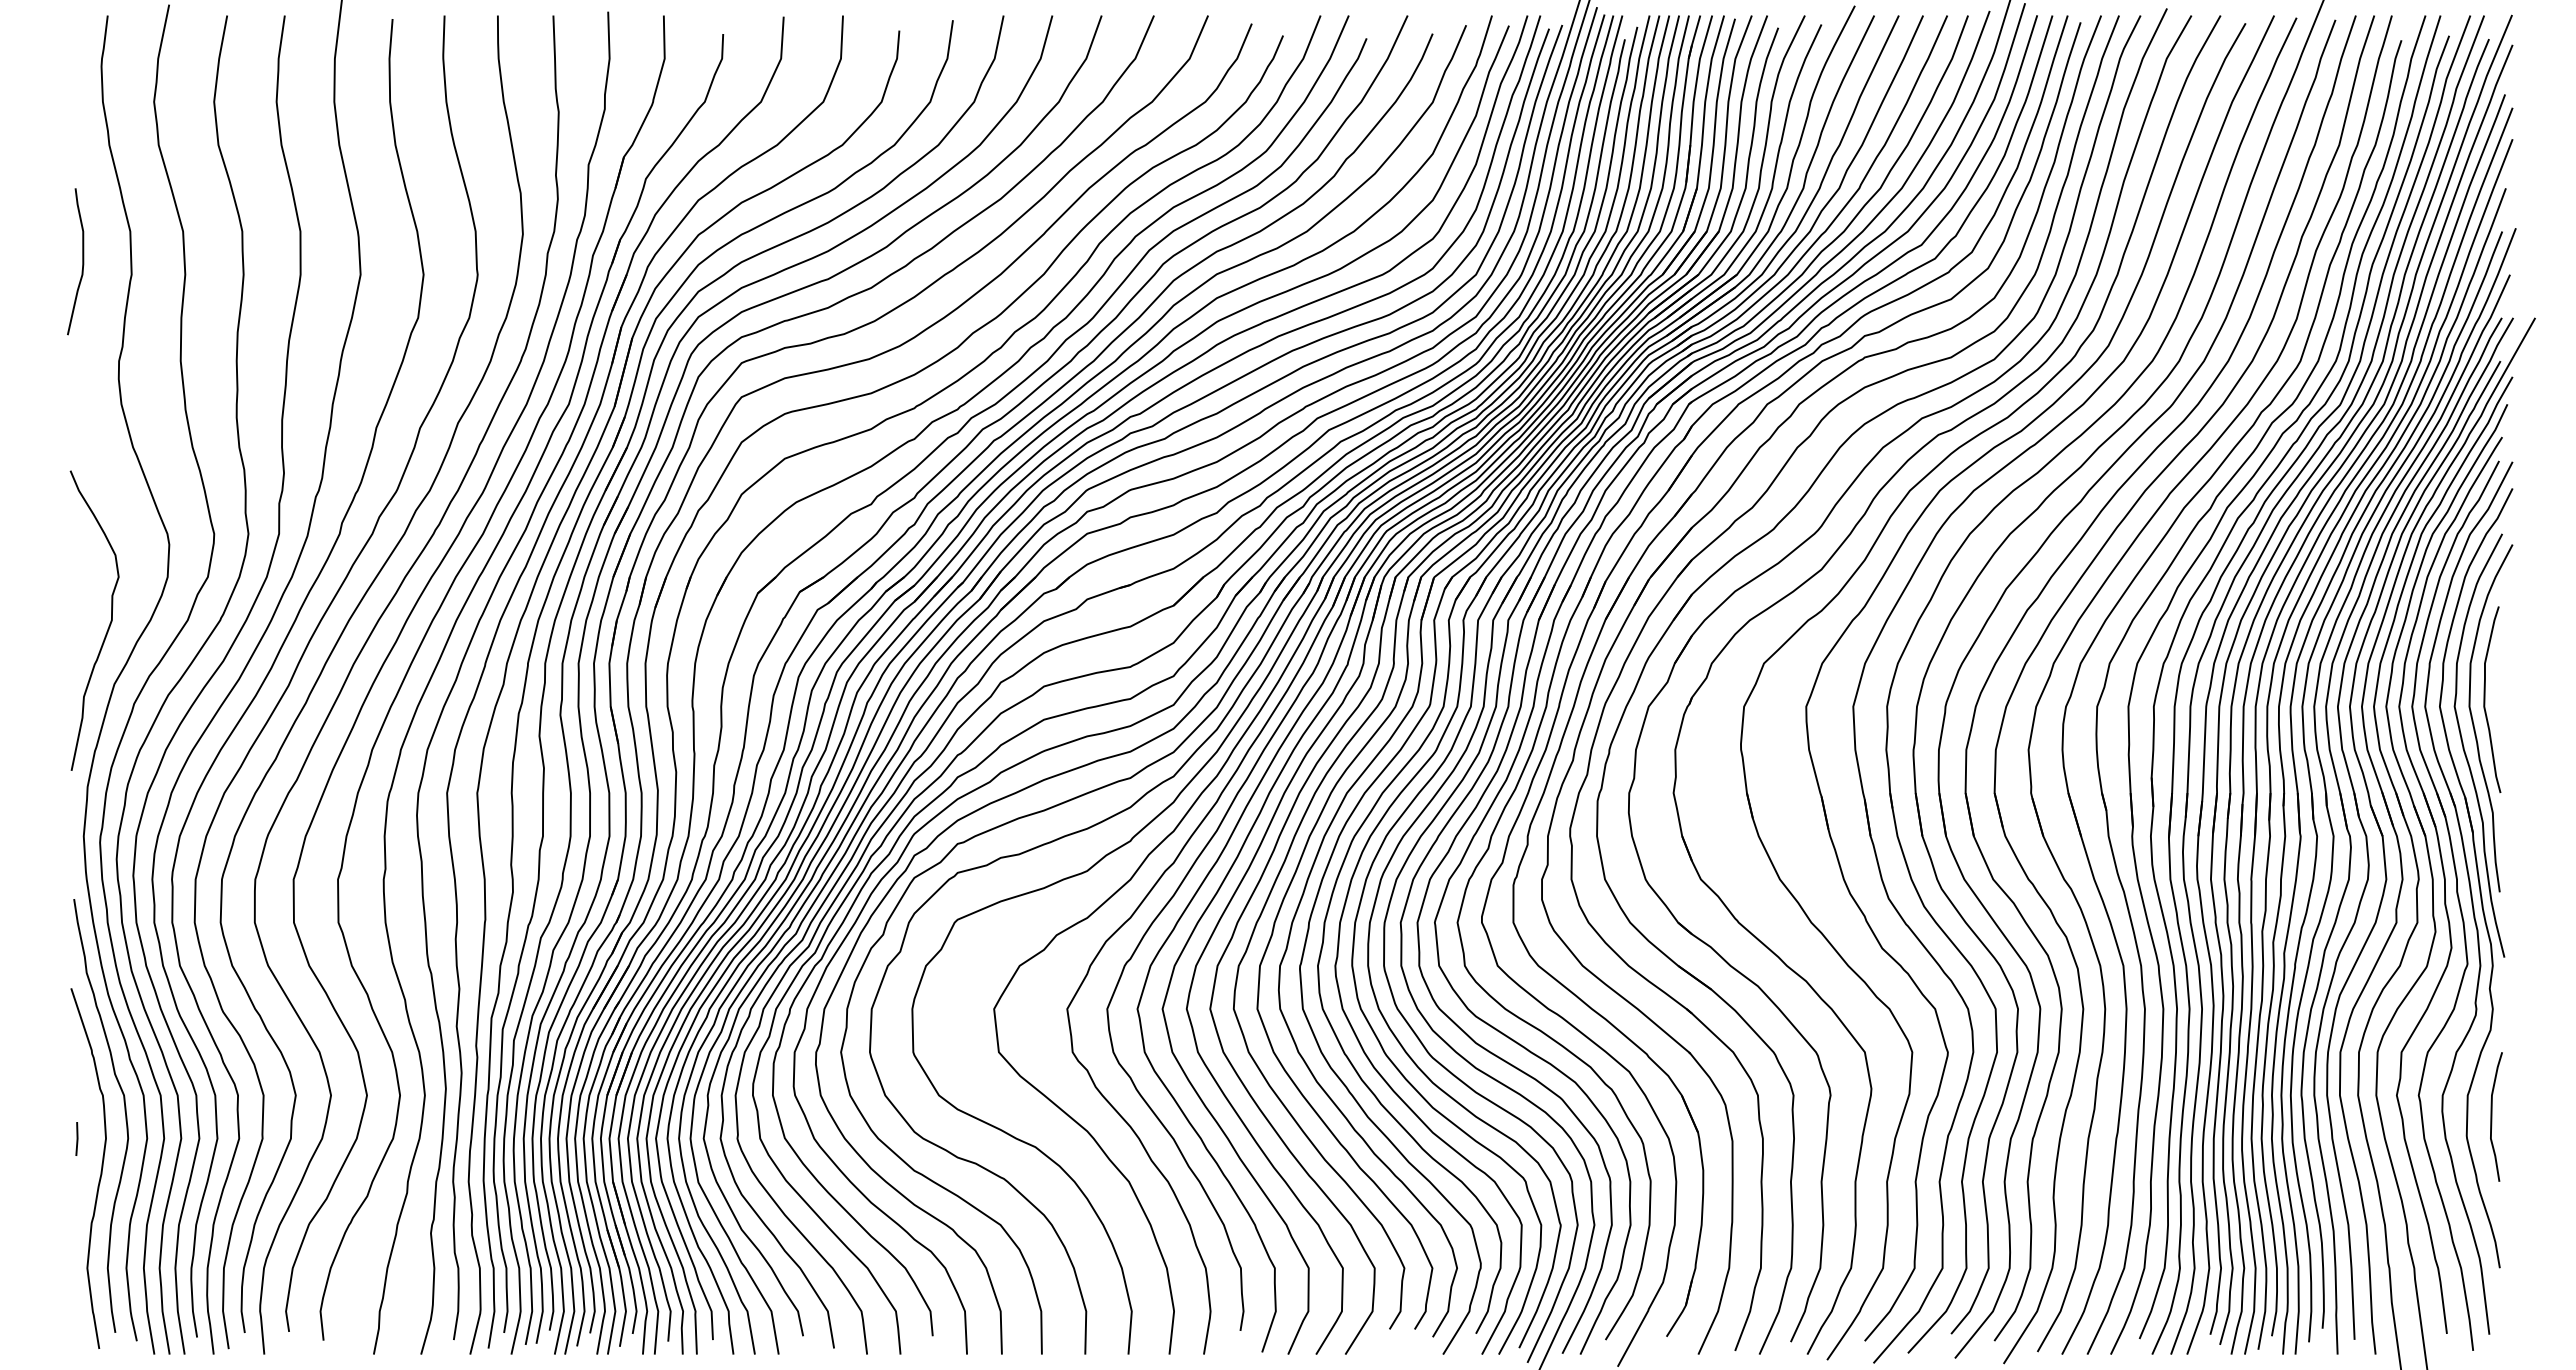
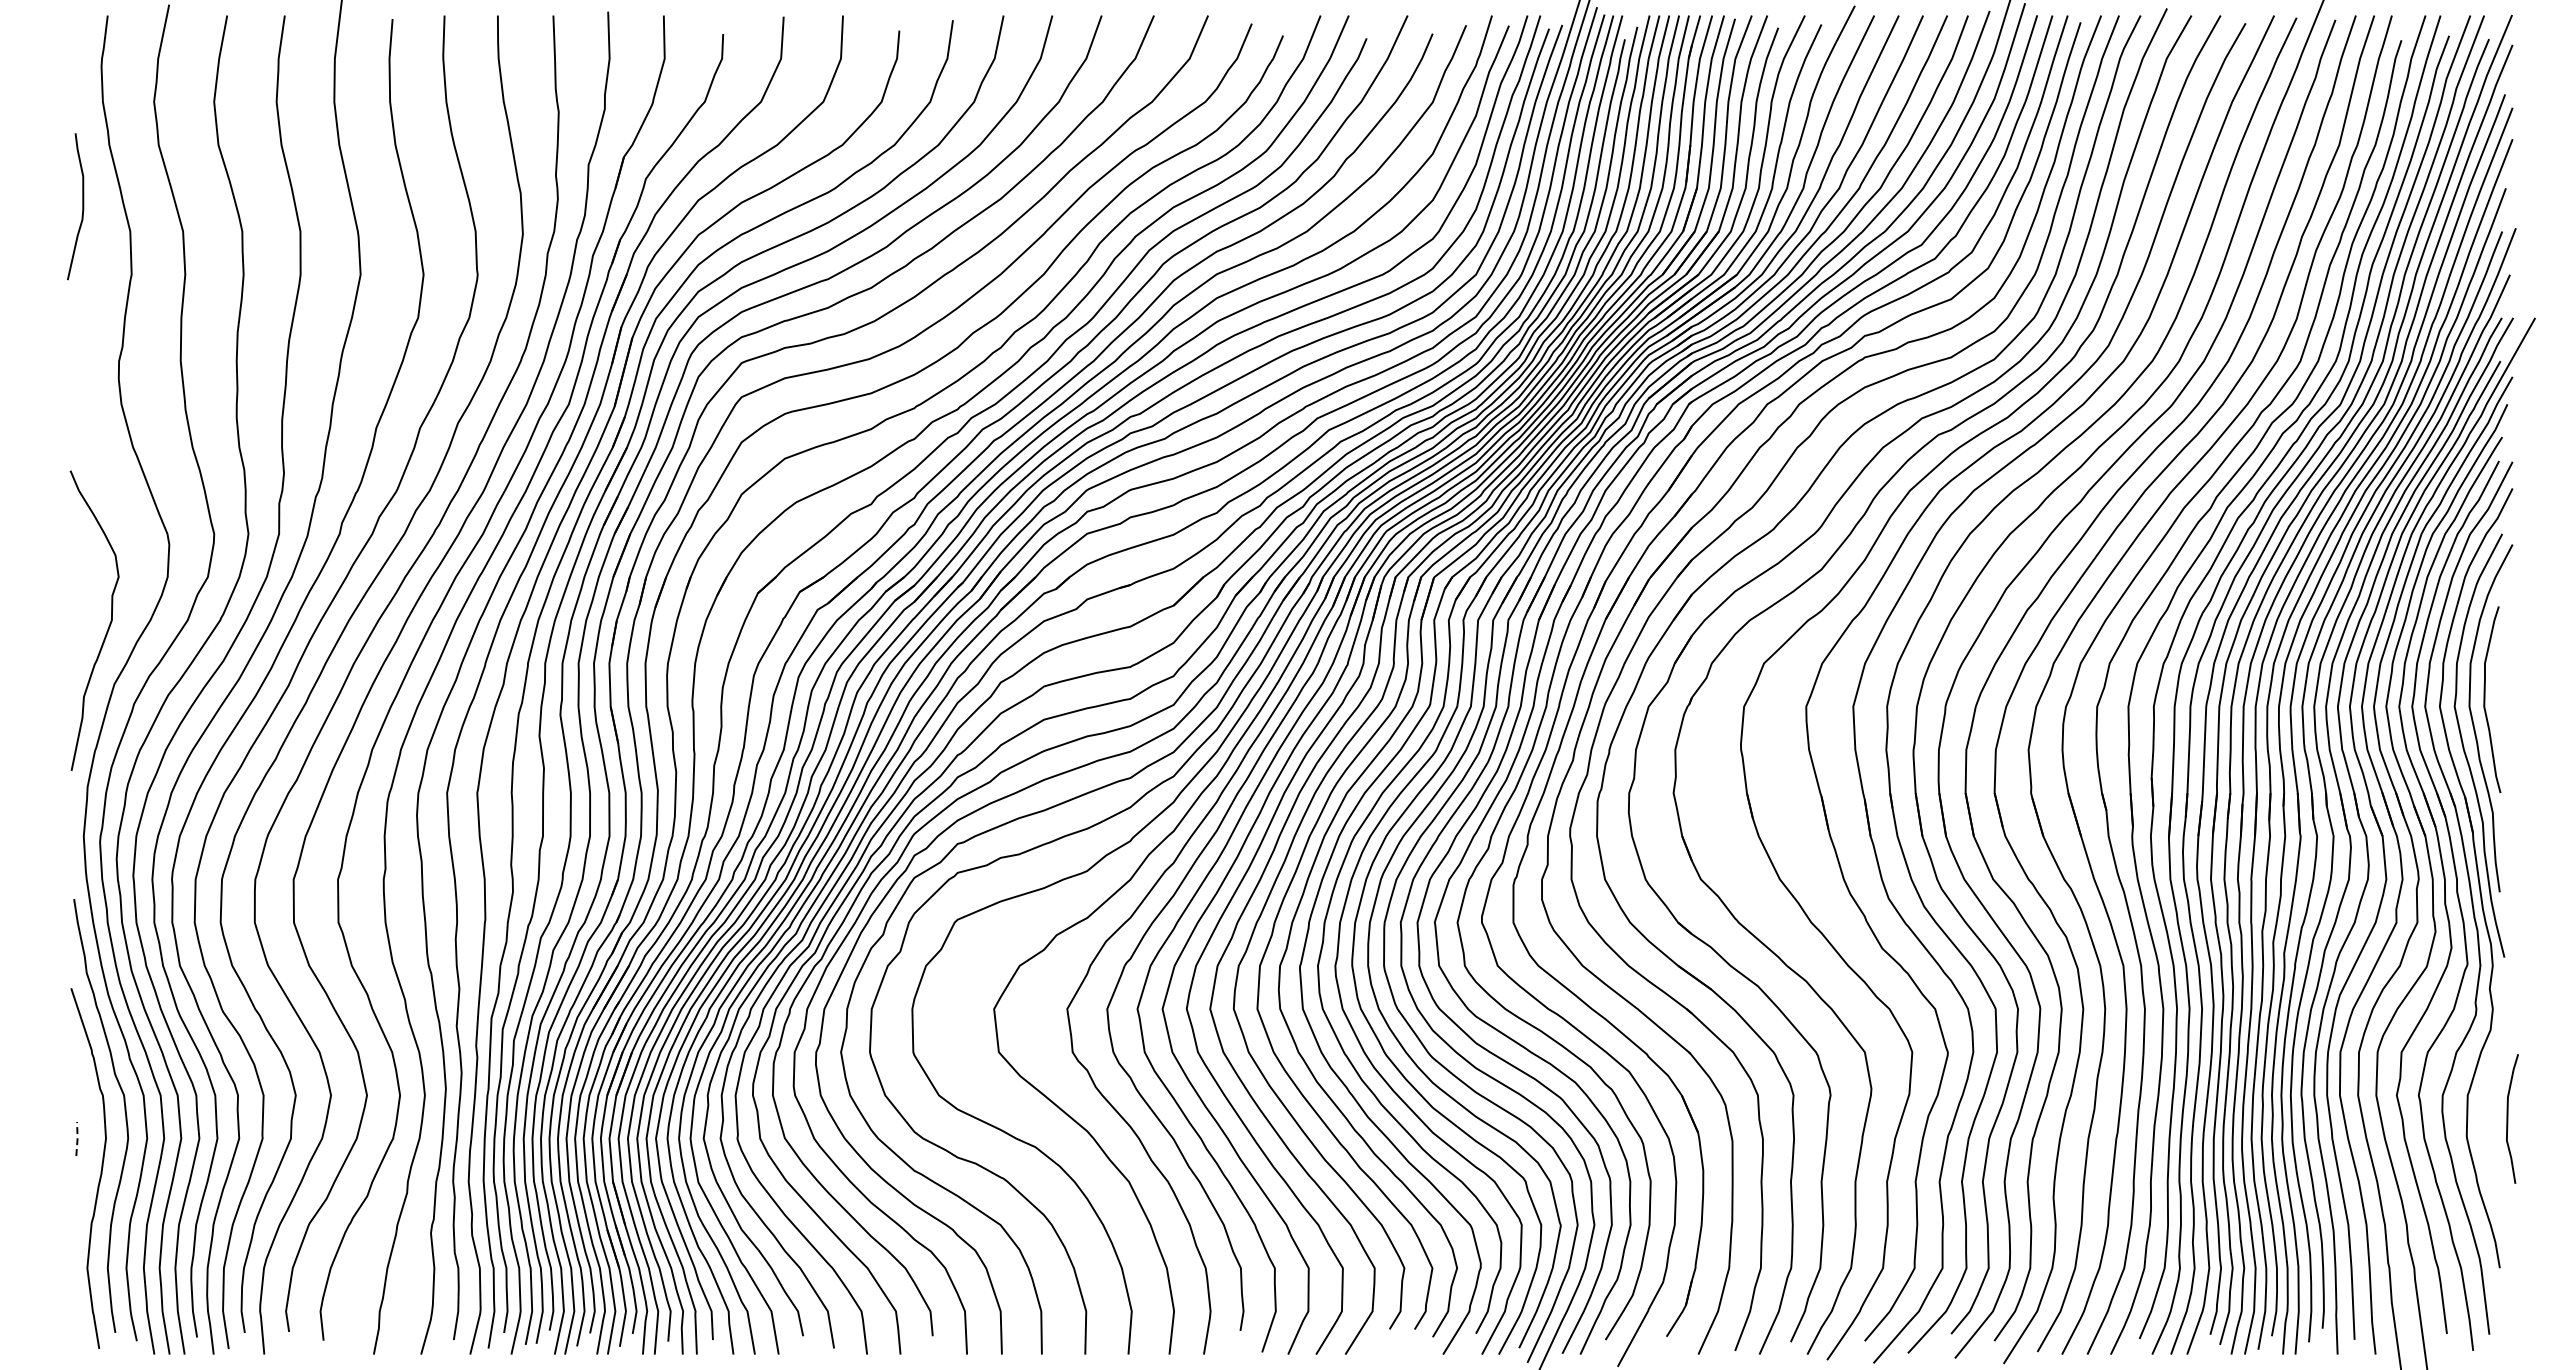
curve position: (82, 261) -> (82, 206) (82, 206)
curve position: (2492, 1116) -> (2508, 1118) (2508, 1118)
line: solid -> dashed (77, 1138)
